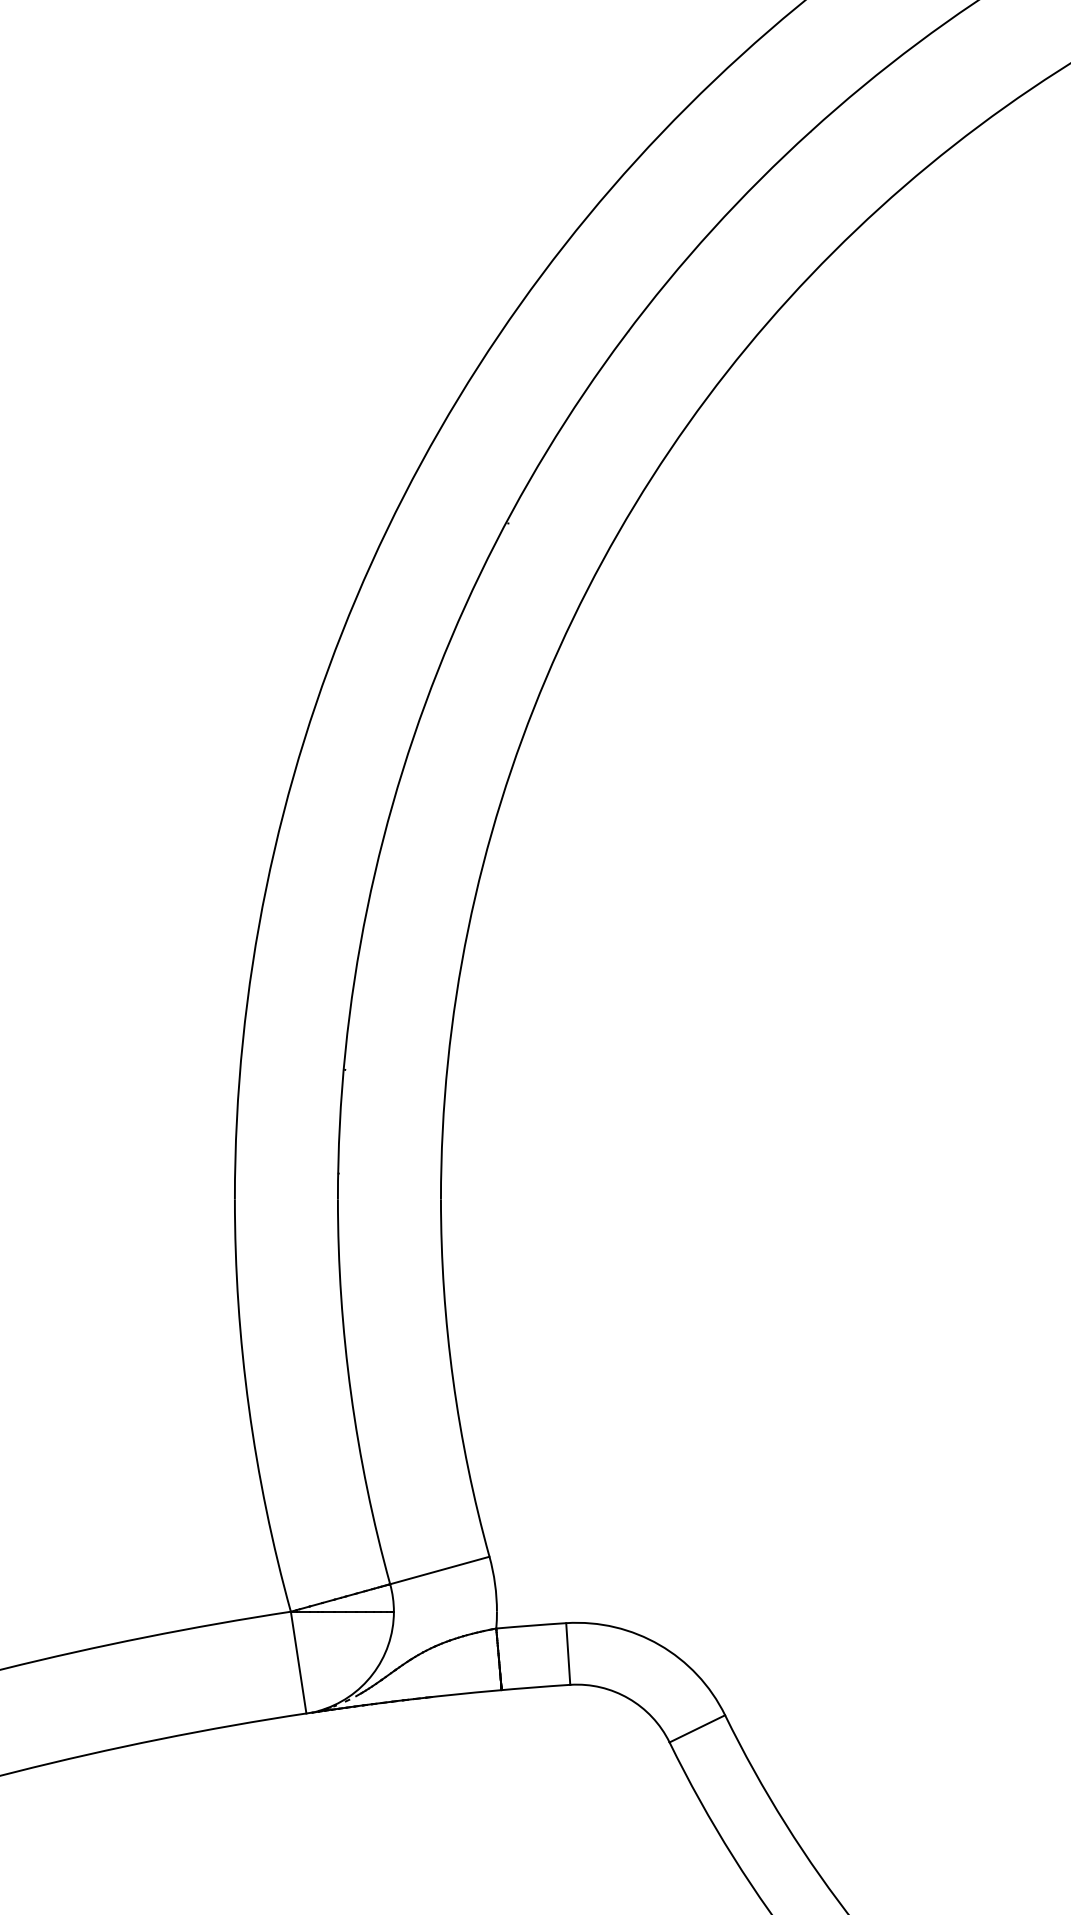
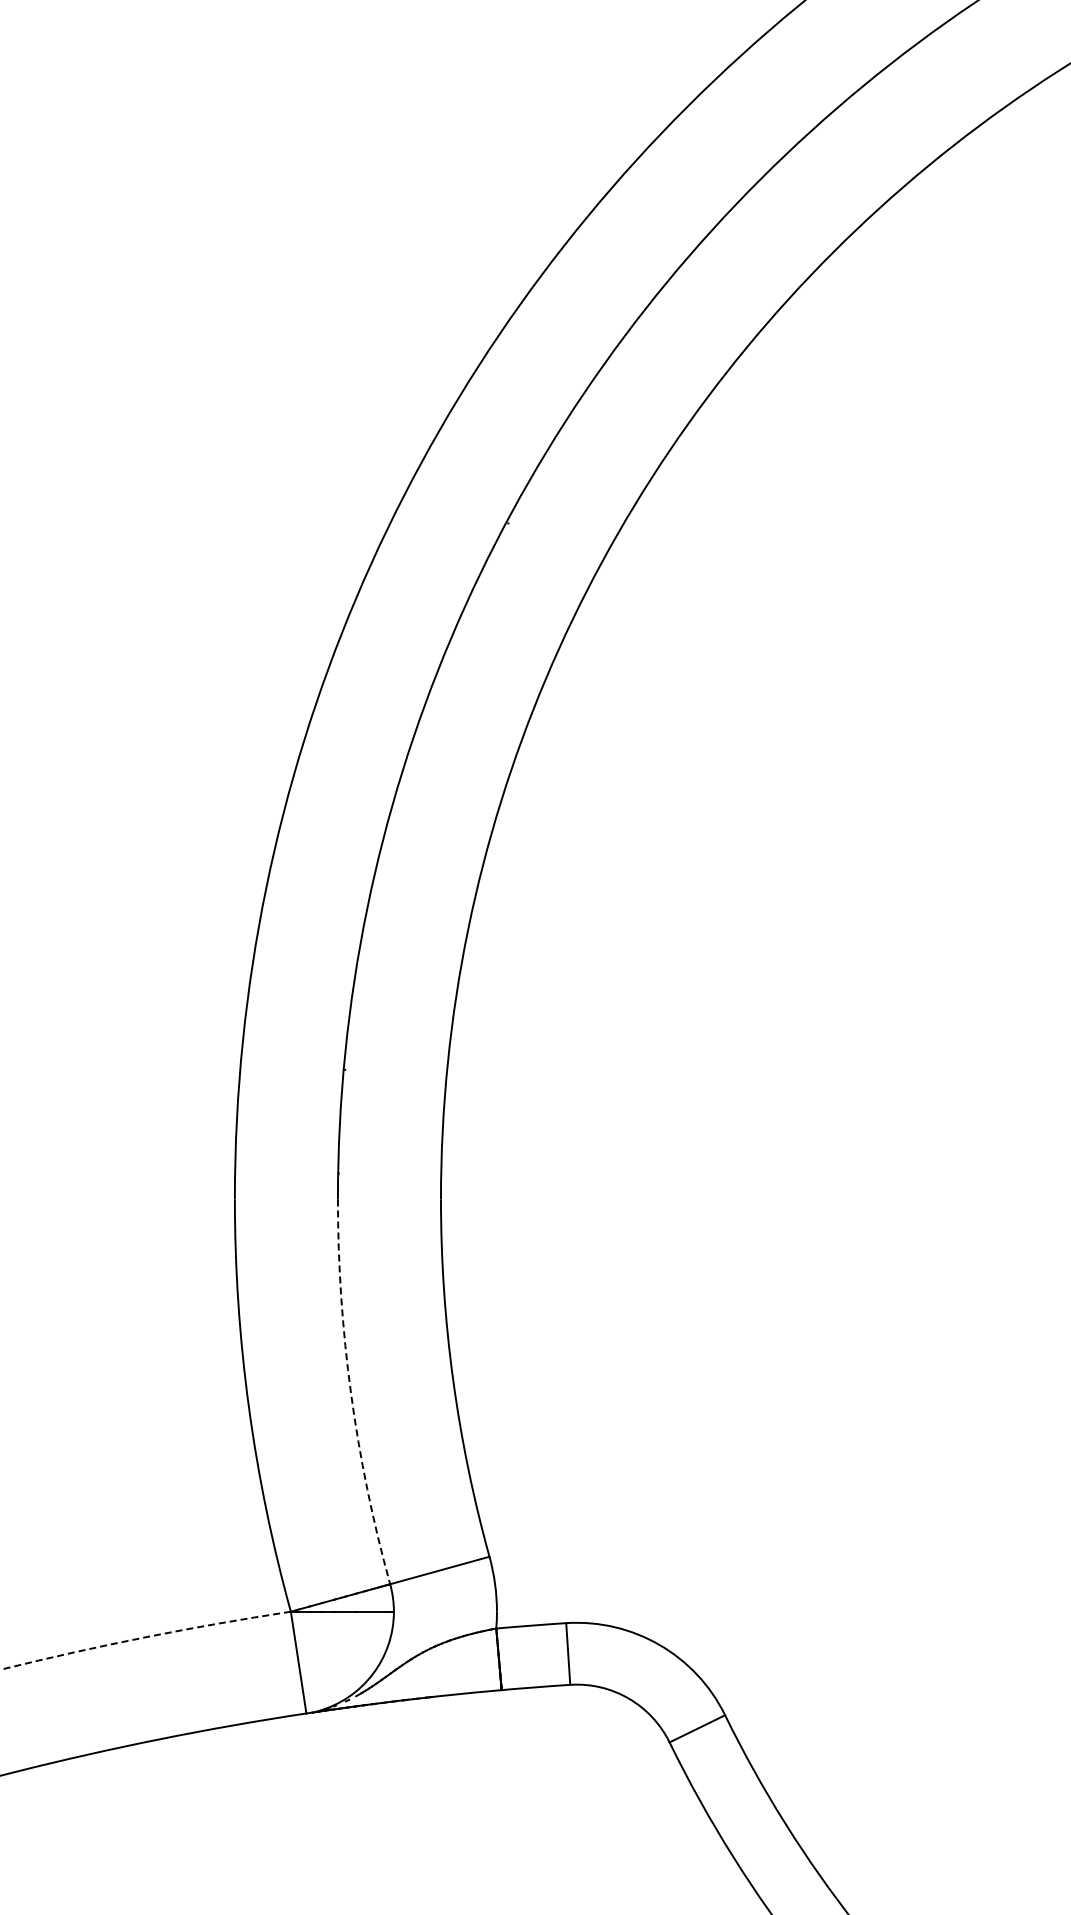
arc: solid -> dashed (351, 1393)
arc: solid -> dashed (144, 1637)
